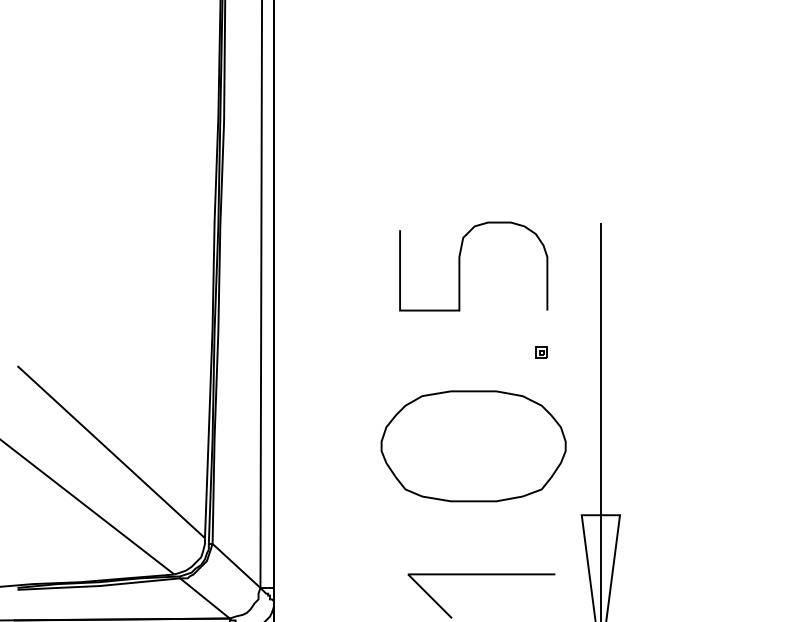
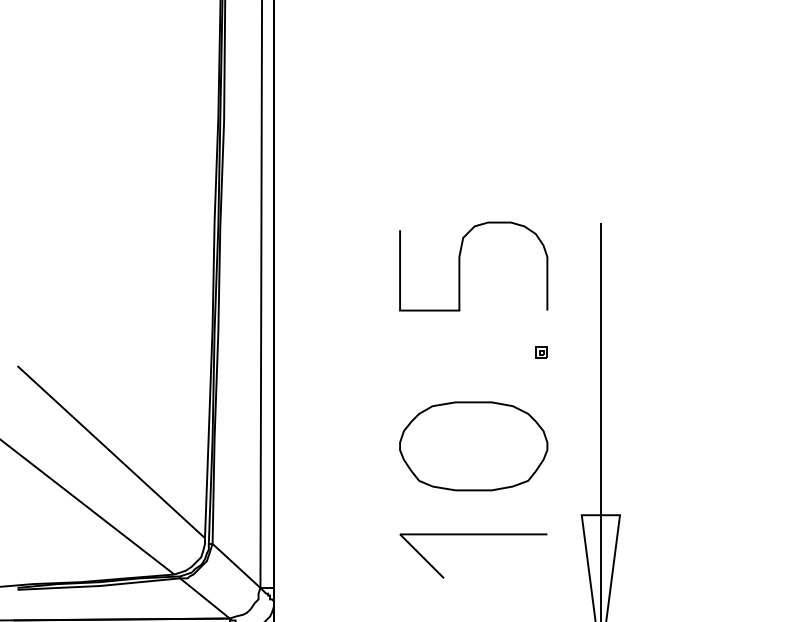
part size: 187x113 px -> 150x91 px (473, 446)
curve position: (481, 575) -> (473, 535) (473, 535)
